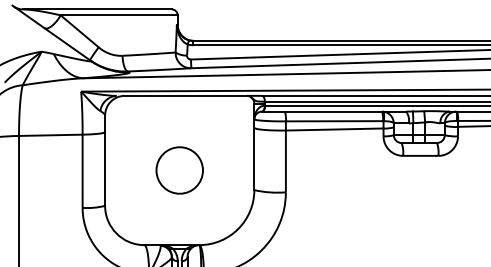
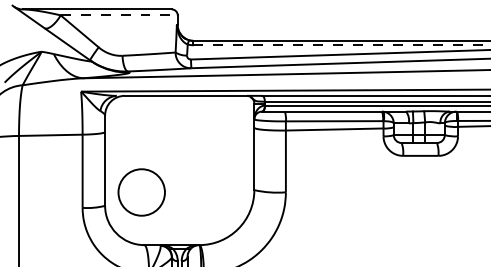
line: solid -> dashed (119, 15)
line: solid -> dashed (342, 45)
circle position: (179, 170) -> (141, 192) (141, 192)
